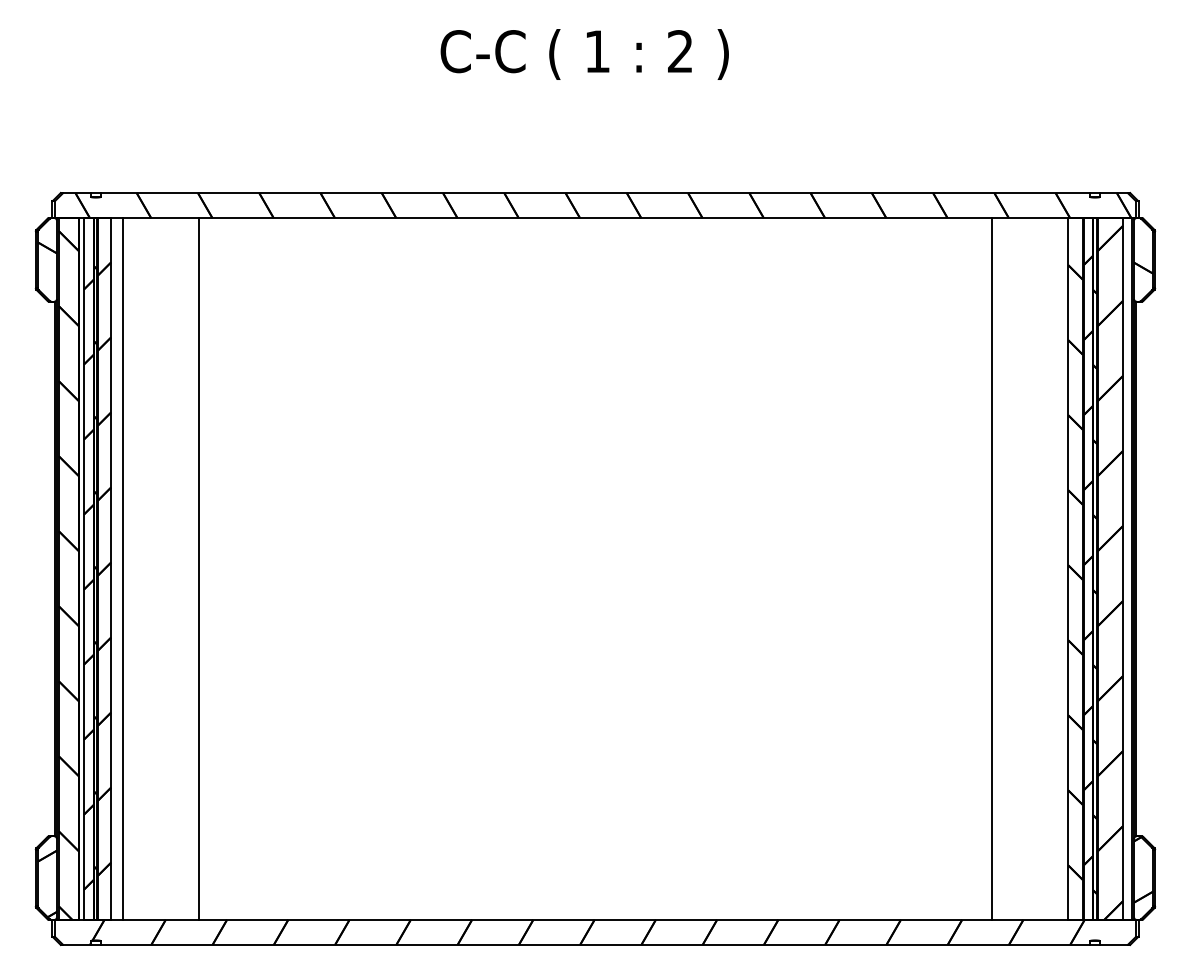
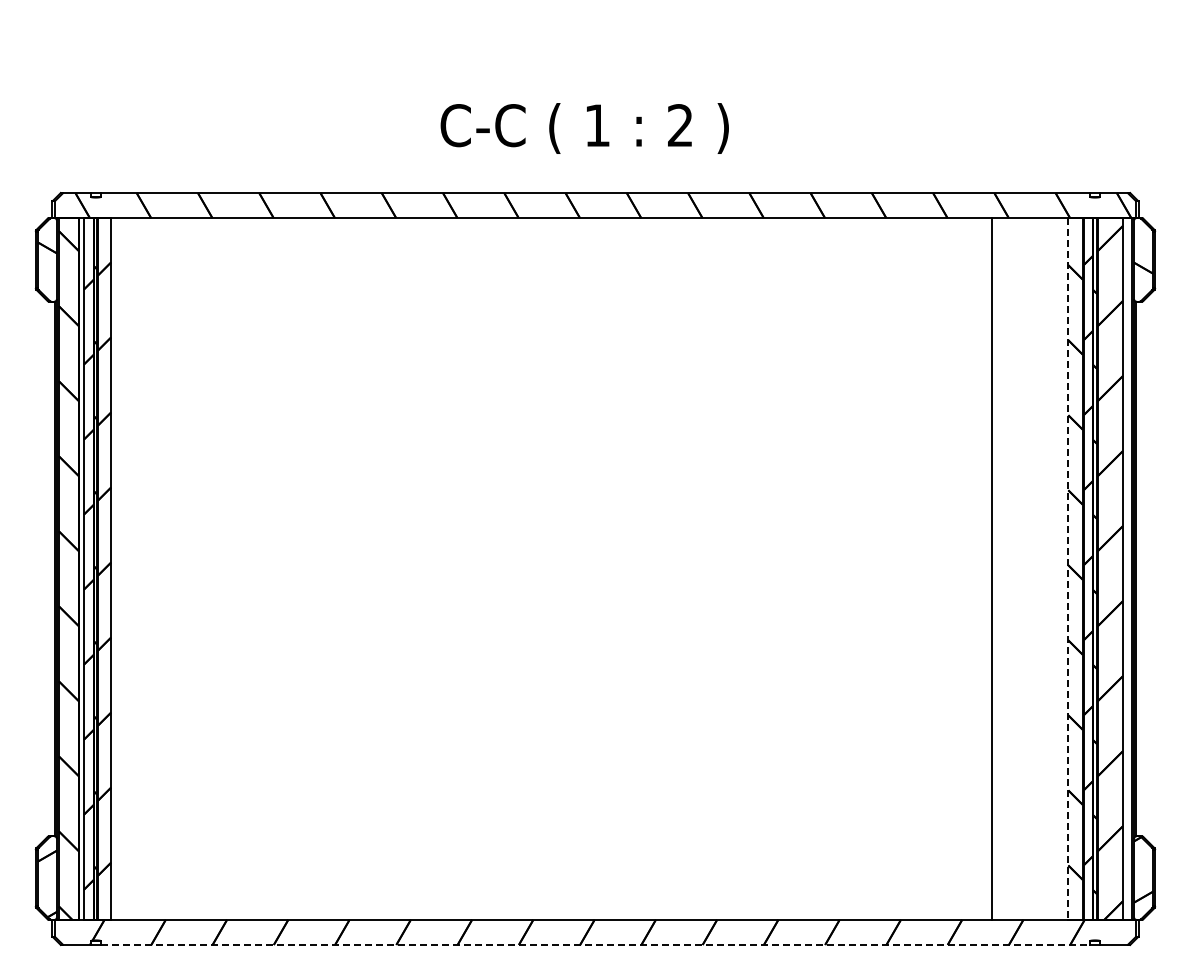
text position: (584, 54) -> (584, 128) (584, 128)
line: present -> none (122, 568)
line: present -> none (198, 568)
line: solid -> dashed (1068, 569)
line: solid -> dashed (595, 944)
